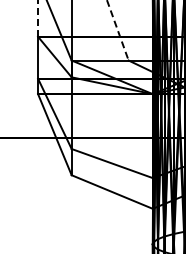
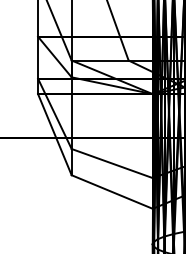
line: dashed -> solid (38, 17)
line: dashed -> solid (117, 30)
